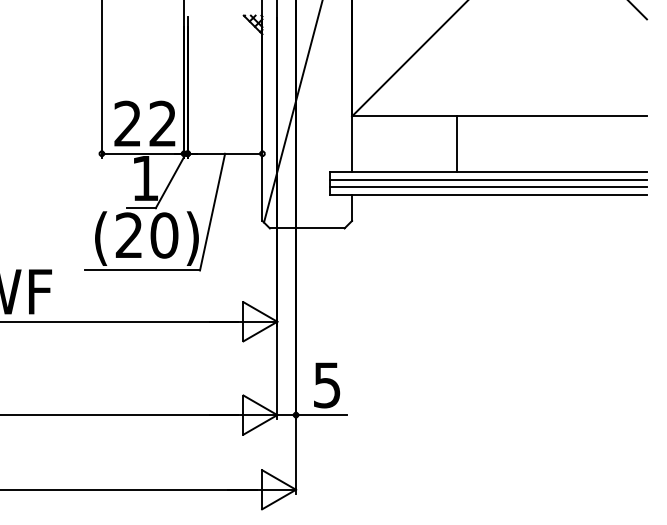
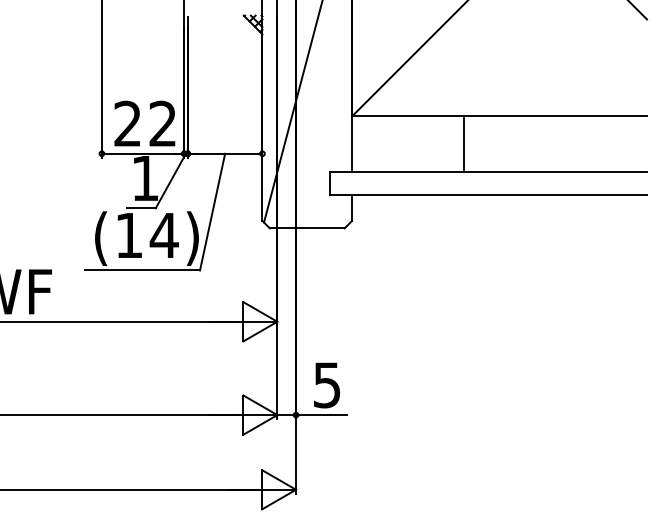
line position: (456, 144) -> (463, 144) (463, 144)
line: present -> none (487, 179)
line: present -> none (487, 187)
text: (20) -> (14) (146, 235)
